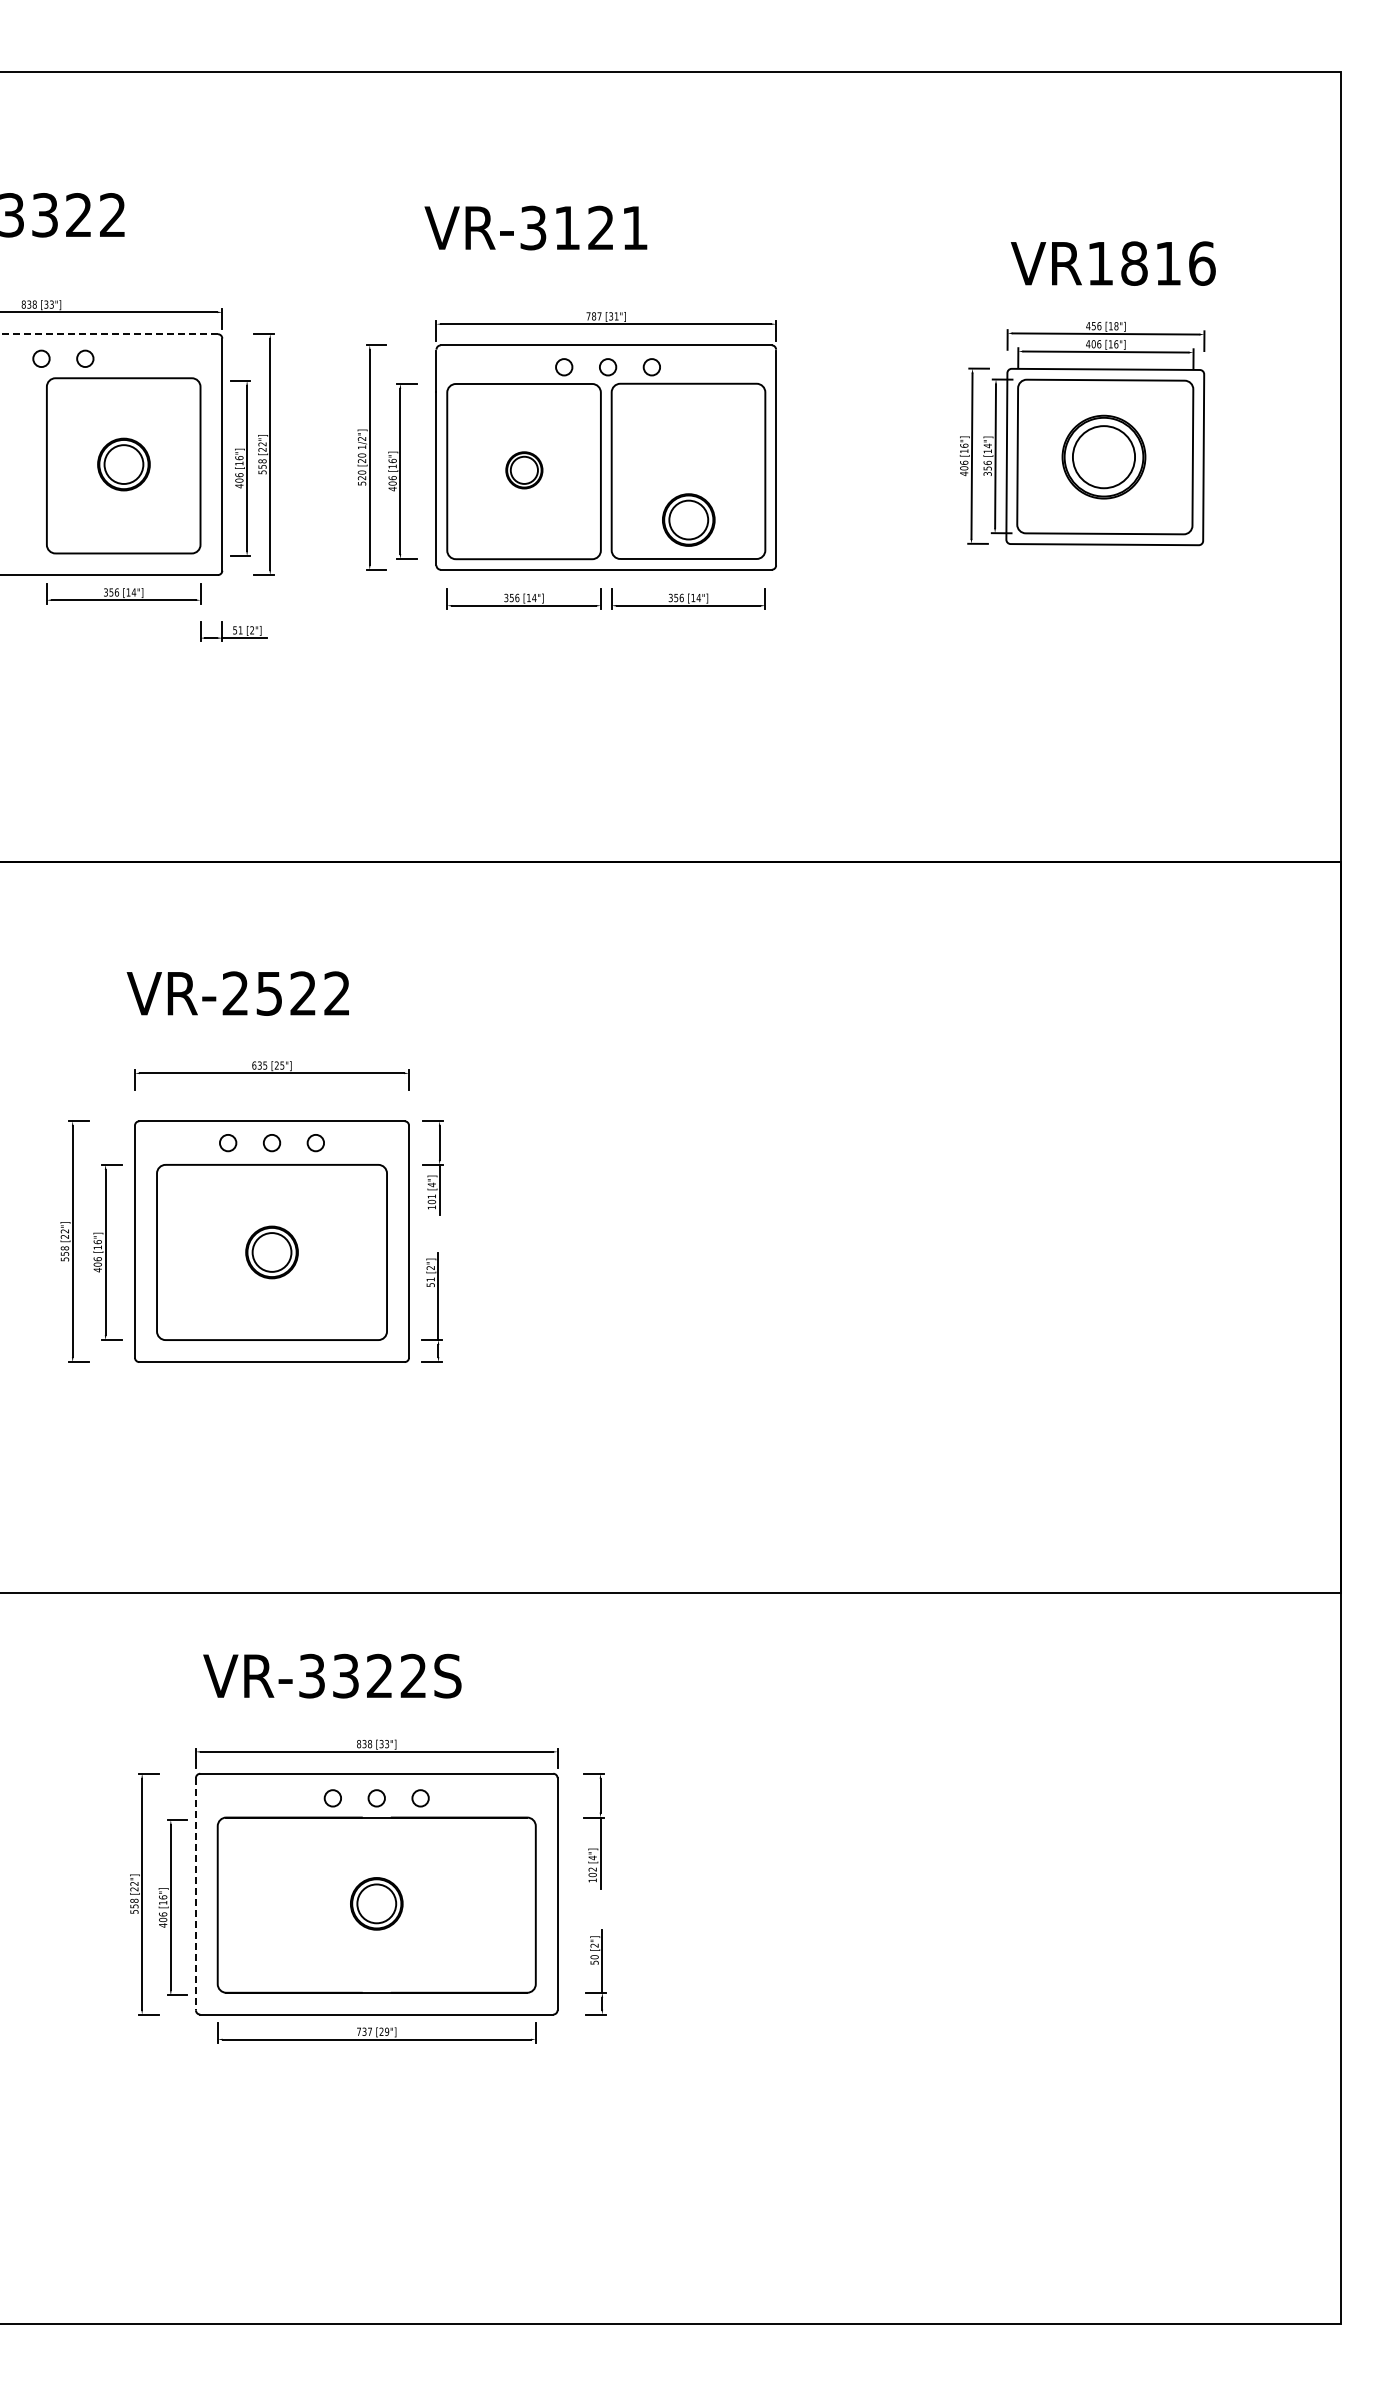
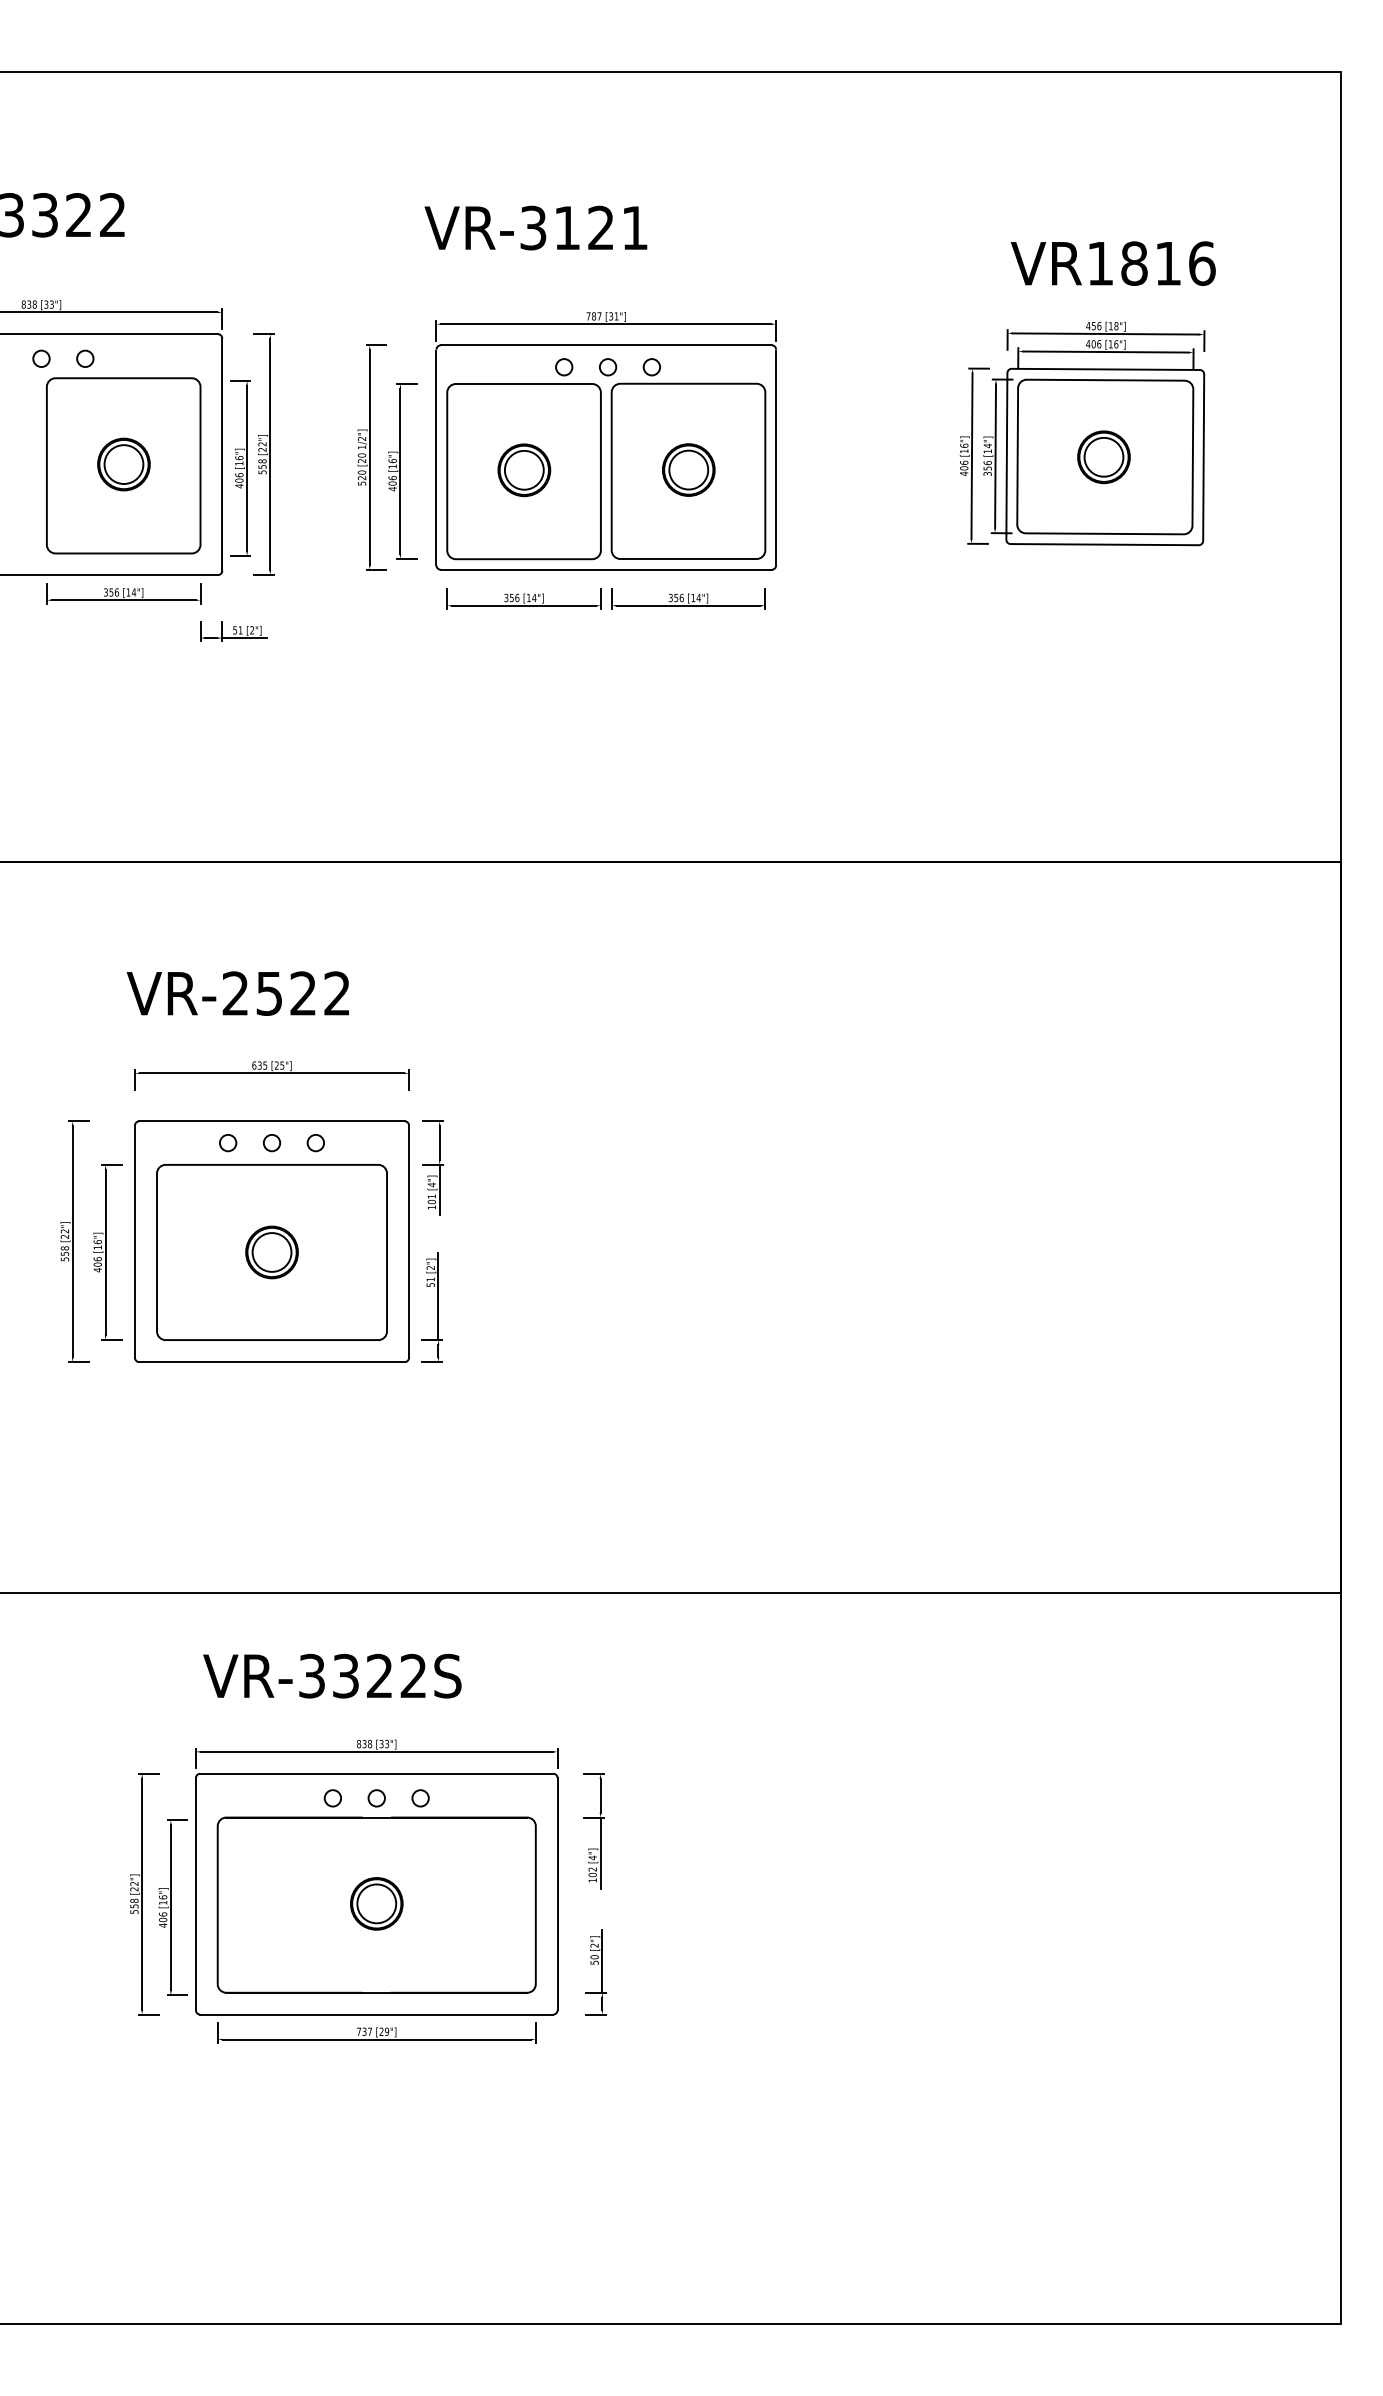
line: dashed -> solid (109, 334)
part size: 86x86 px -> 54x55 px (1103, 457)
part size: 39x39 px -> 55x55 px (524, 470)
part position: (688, 519) -> (688, 469) (688, 469)
line: dashed -> solid (195, 1894)
